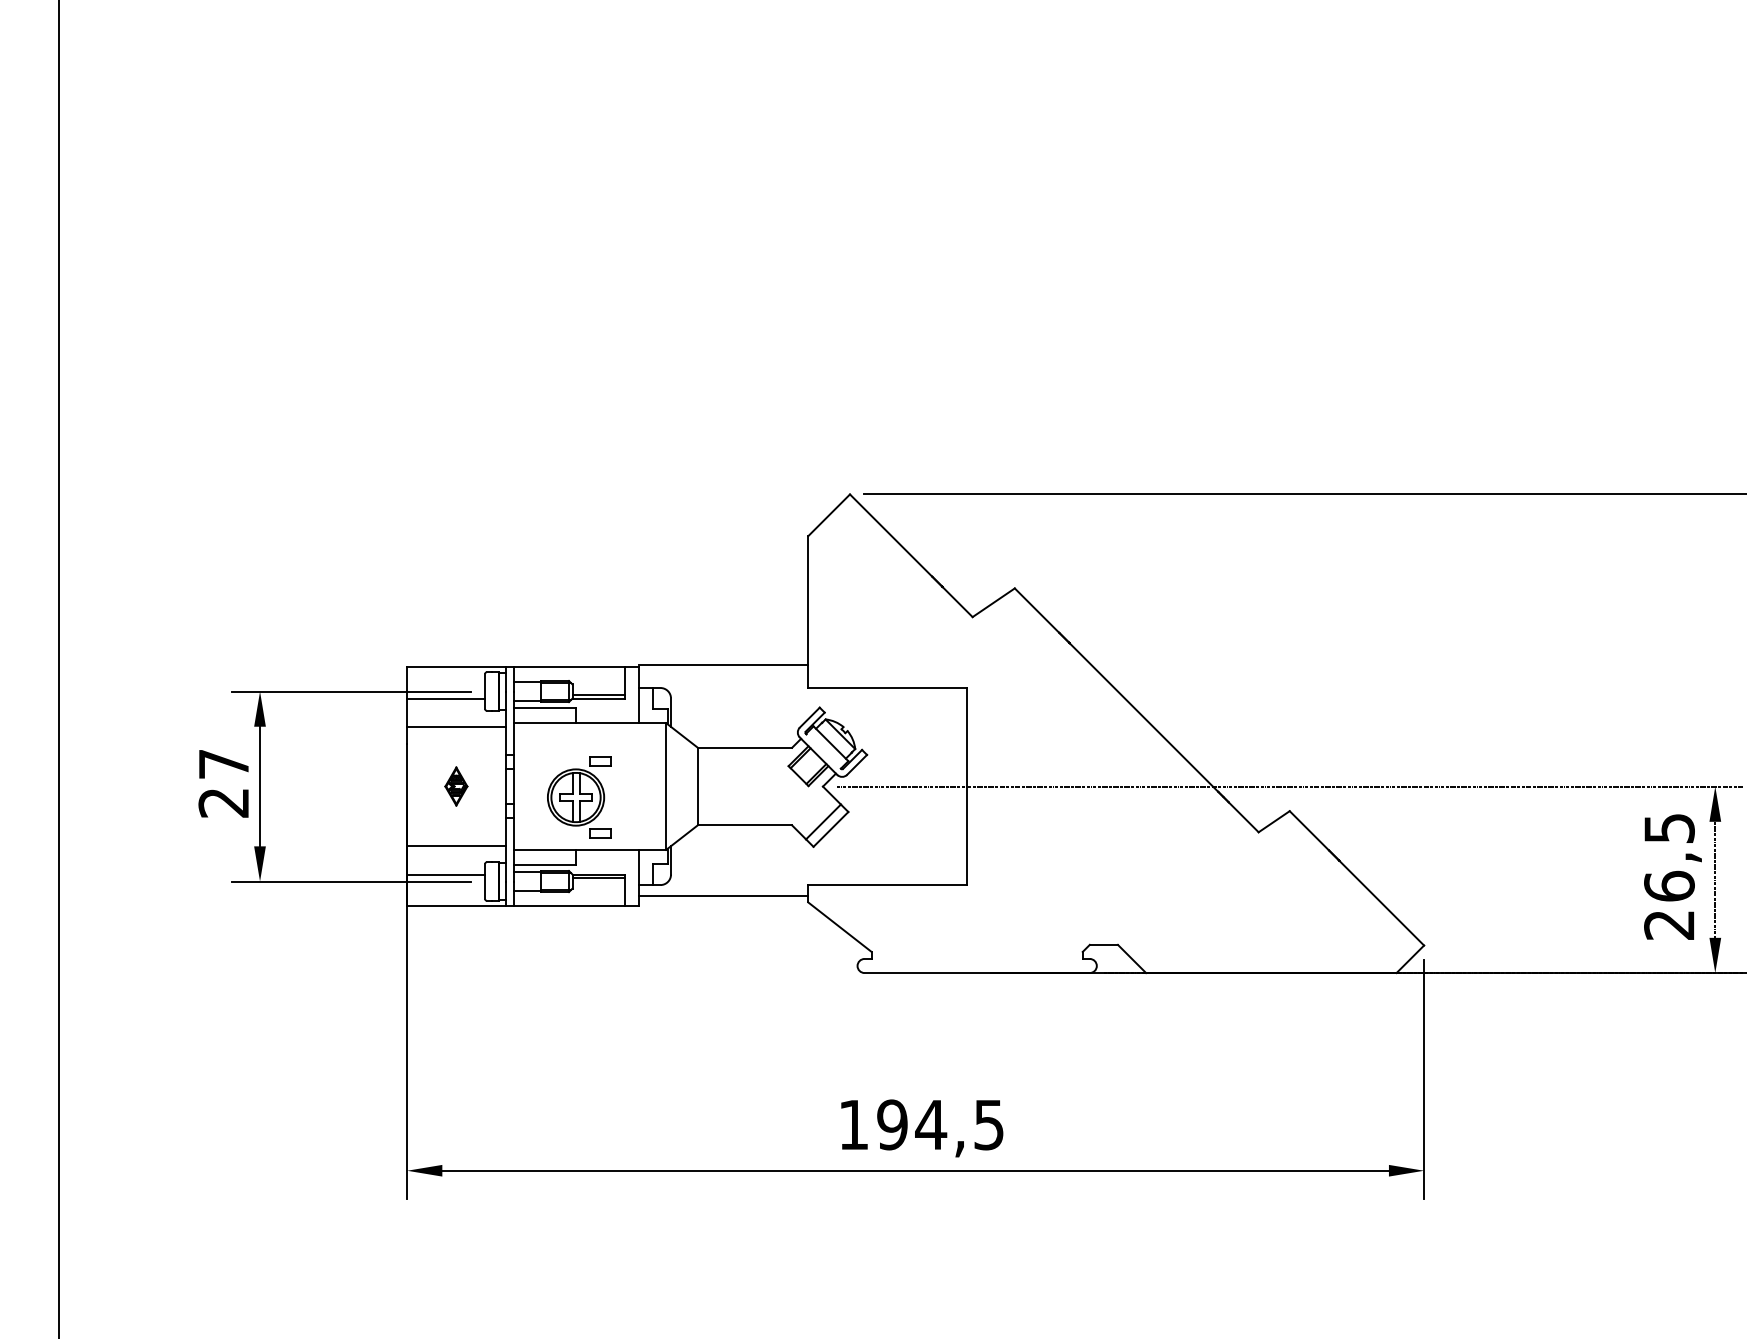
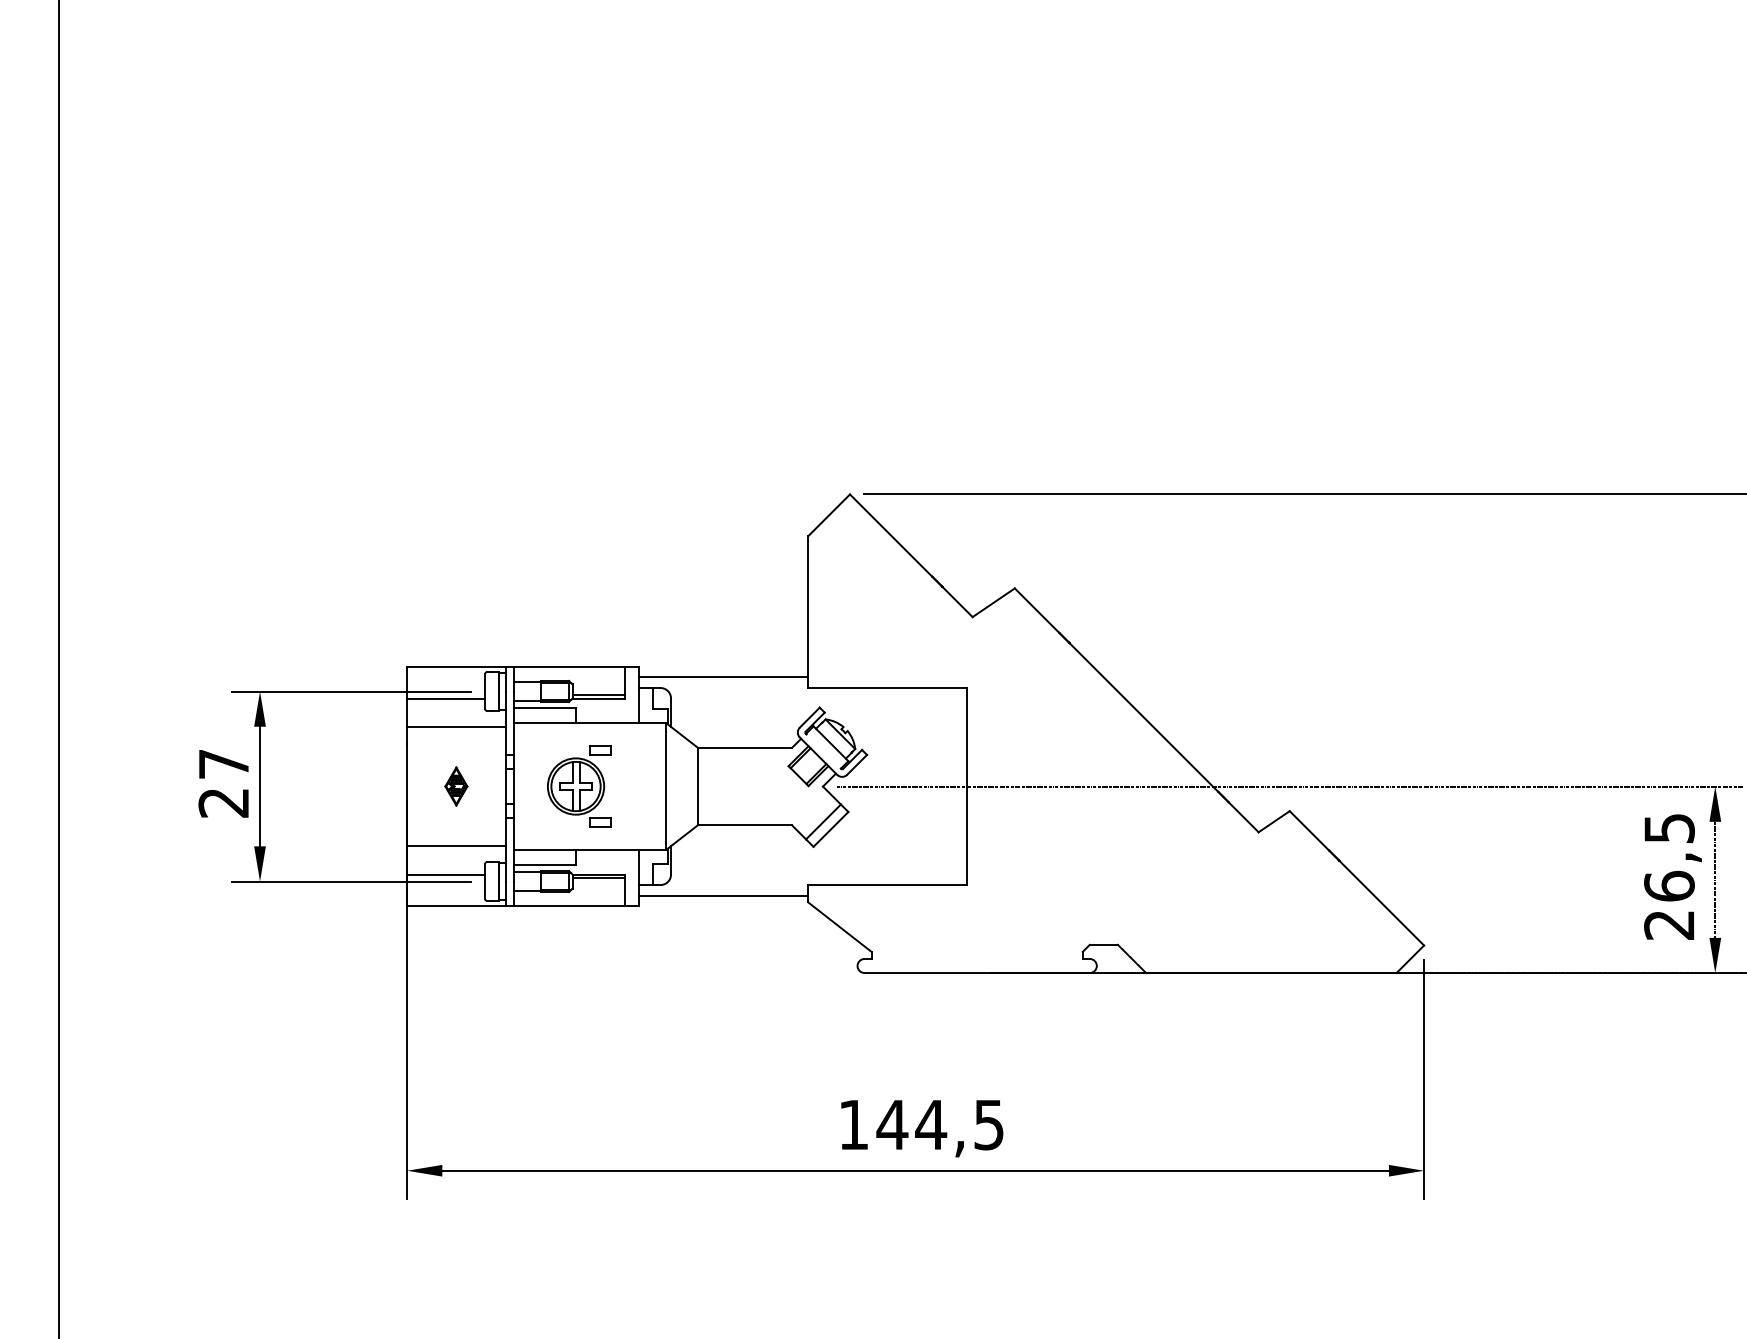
line position: (723, 665) -> (723, 677) (723, 677)
part position: (579, 797) -> (579, 786) (579, 786)
text: 194,5 -> 144,5 (892, 1124)
